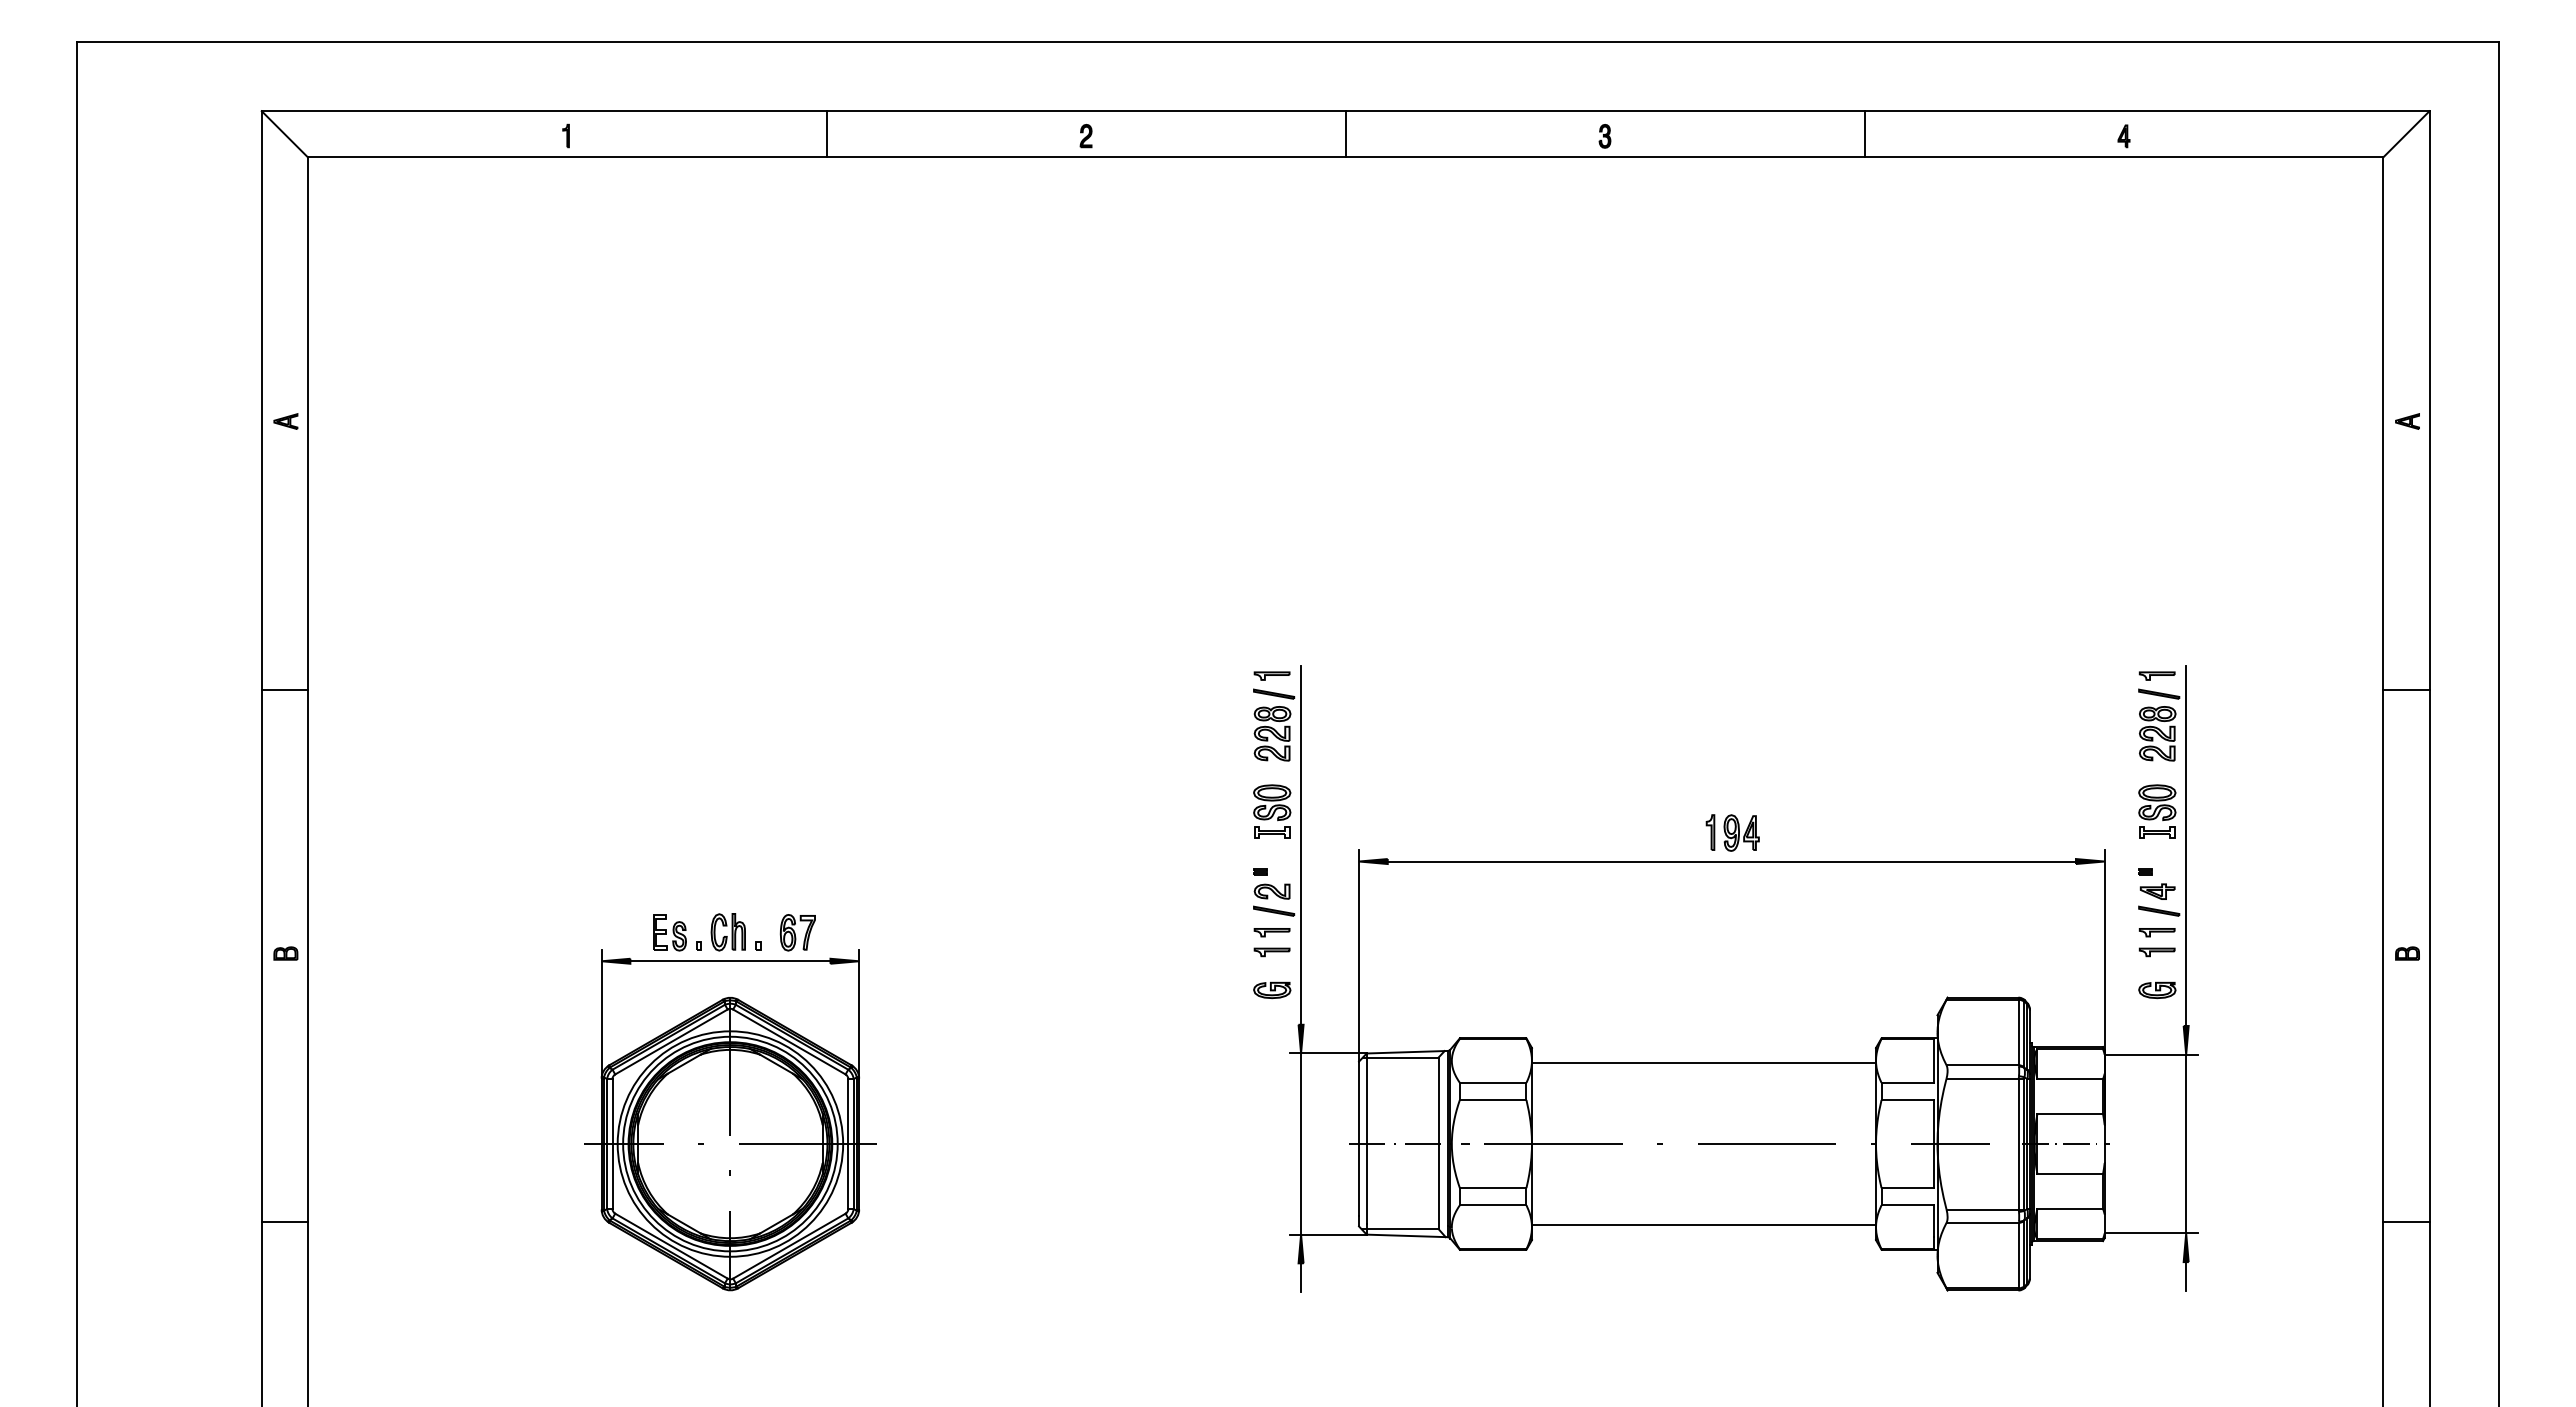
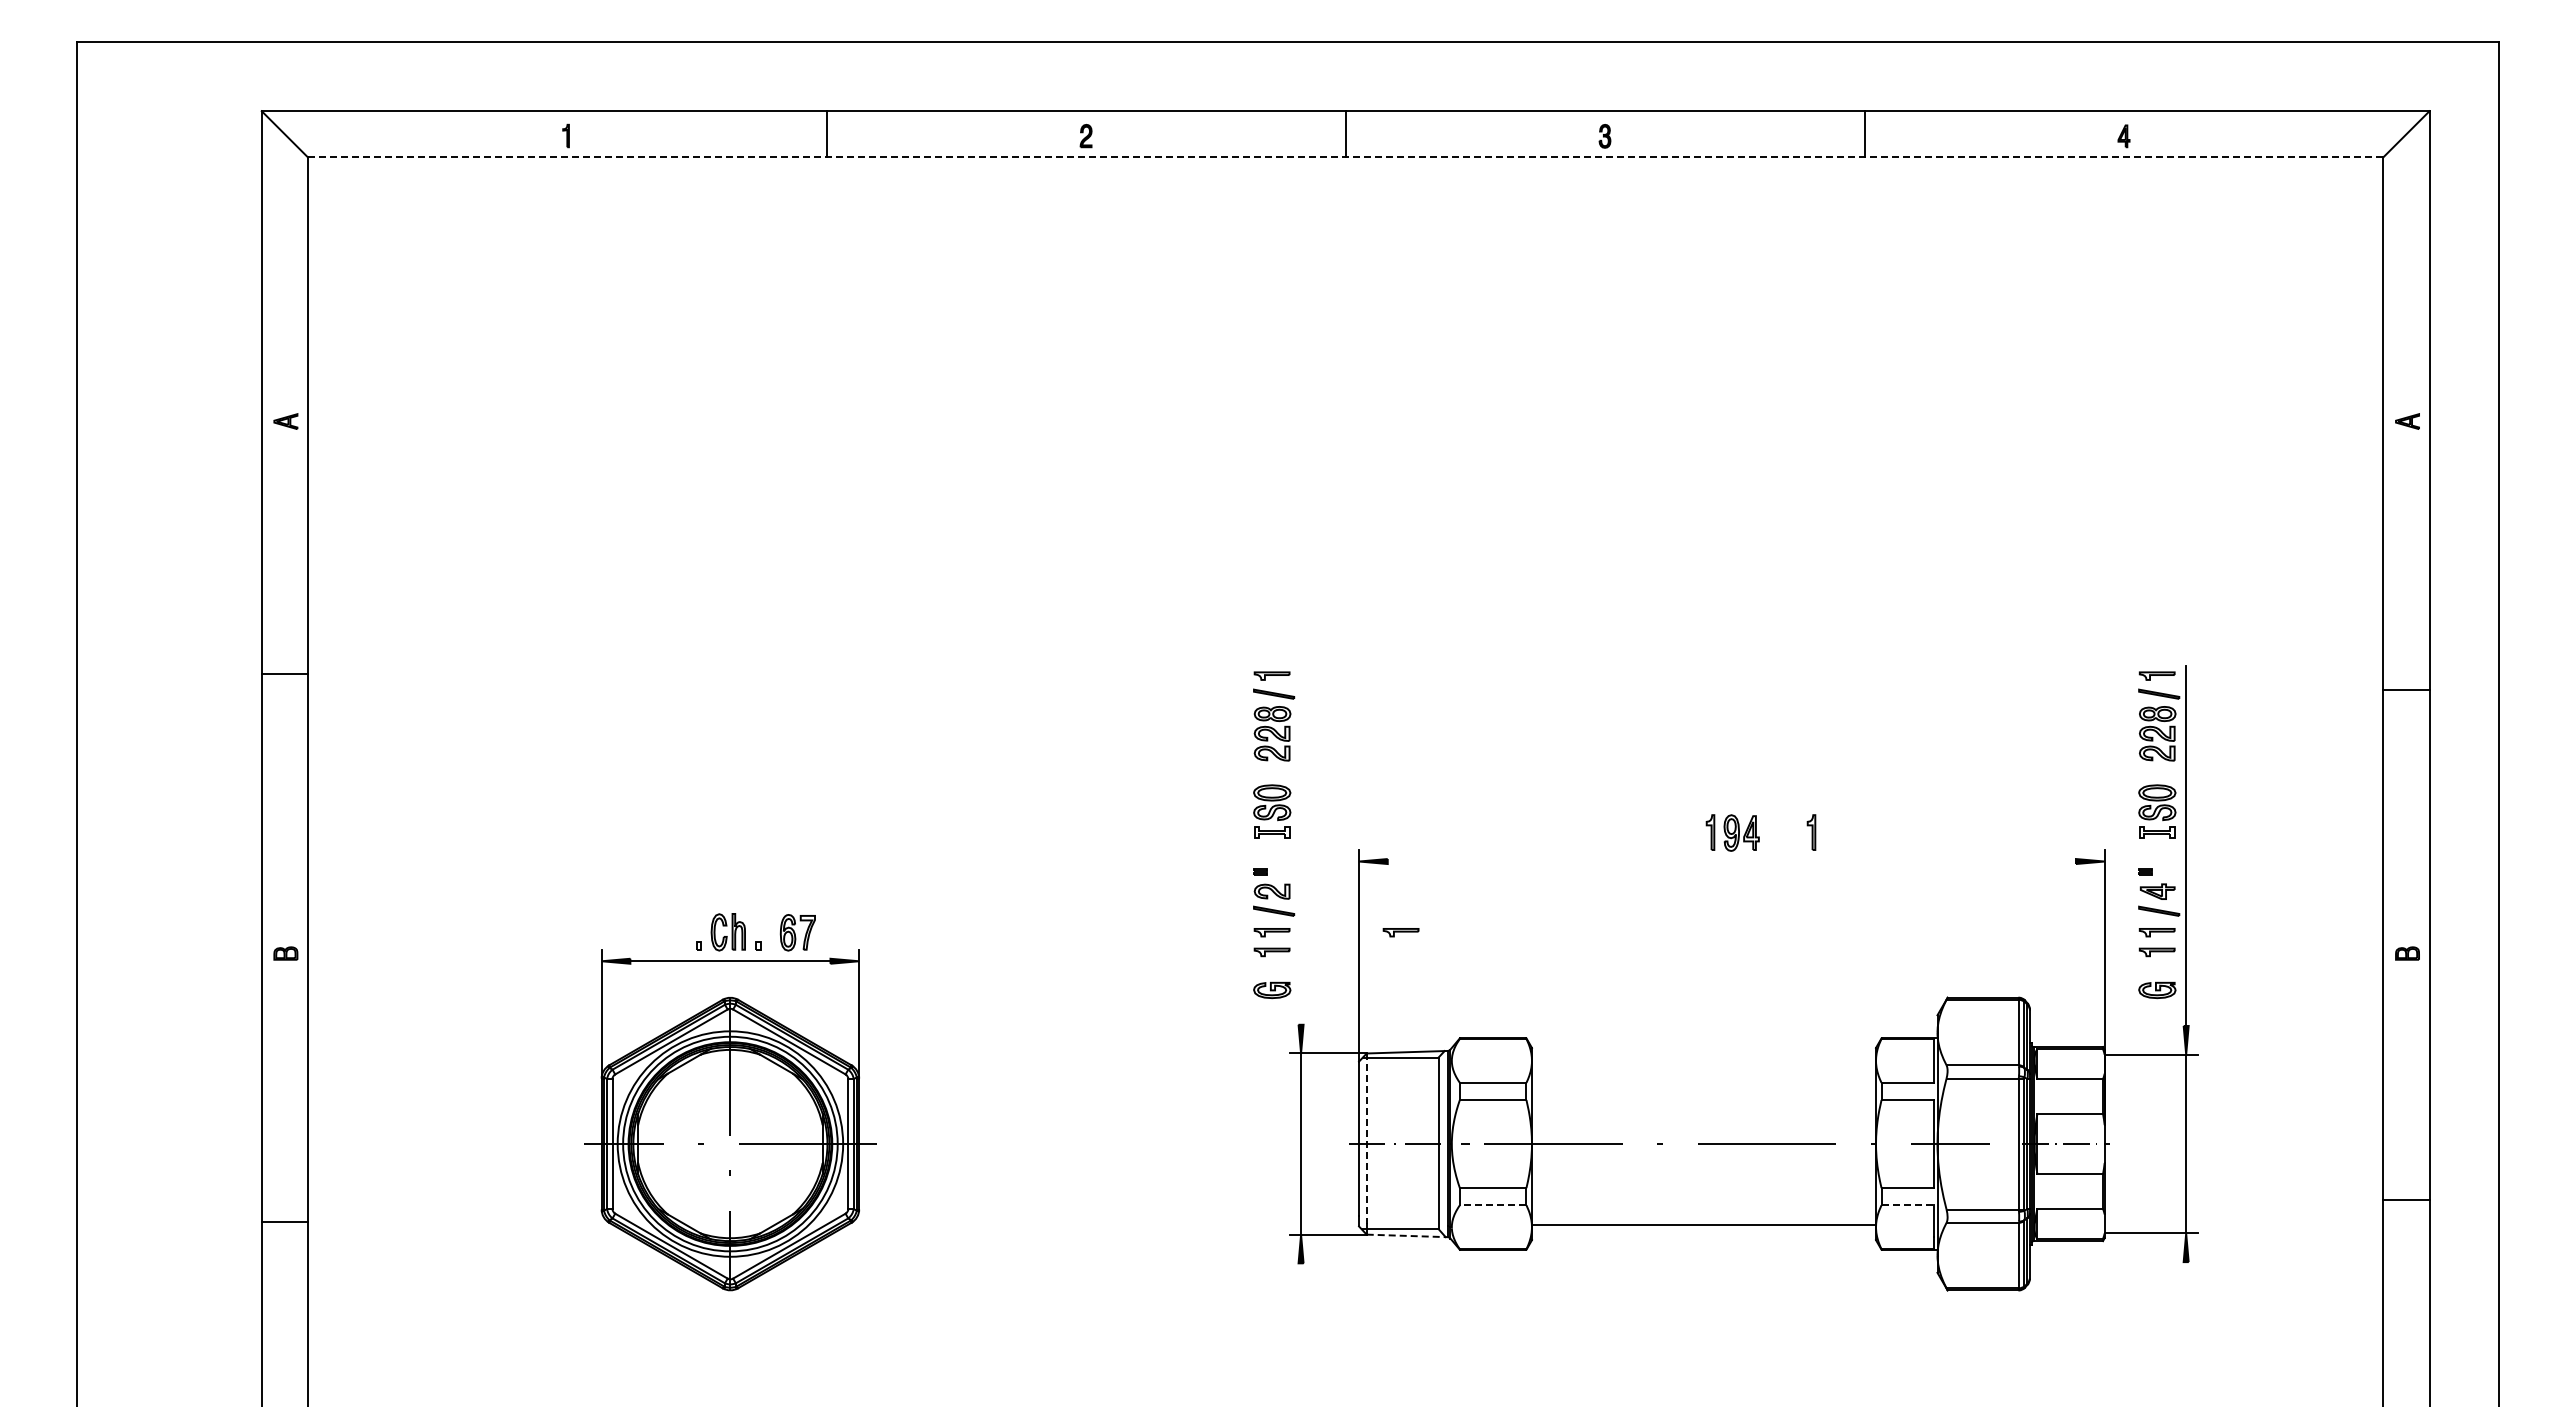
line: solid -> dashed (1345, 157)
line position: (284, 689) -> (284, 673) (284, 673)
part: none -> present (1811, 832)
line: present -> none (1301, 844)
line: present -> none (1731, 861)
part: present -> none (669, 932)
part: none -> present (1400, 932)
line: present -> none (1704, 1063)
line: solid -> dashed (1366, 1139)
line: solid -> dashed (1492, 1205)
line: solid -> dashed (1908, 1205)
line position: (2406, 1221) -> (2406, 1199) (2406, 1199)
line: solid -> dashed (1407, 1235)
line: present -> none (2186, 1276)
line: present -> none (1301, 1277)
